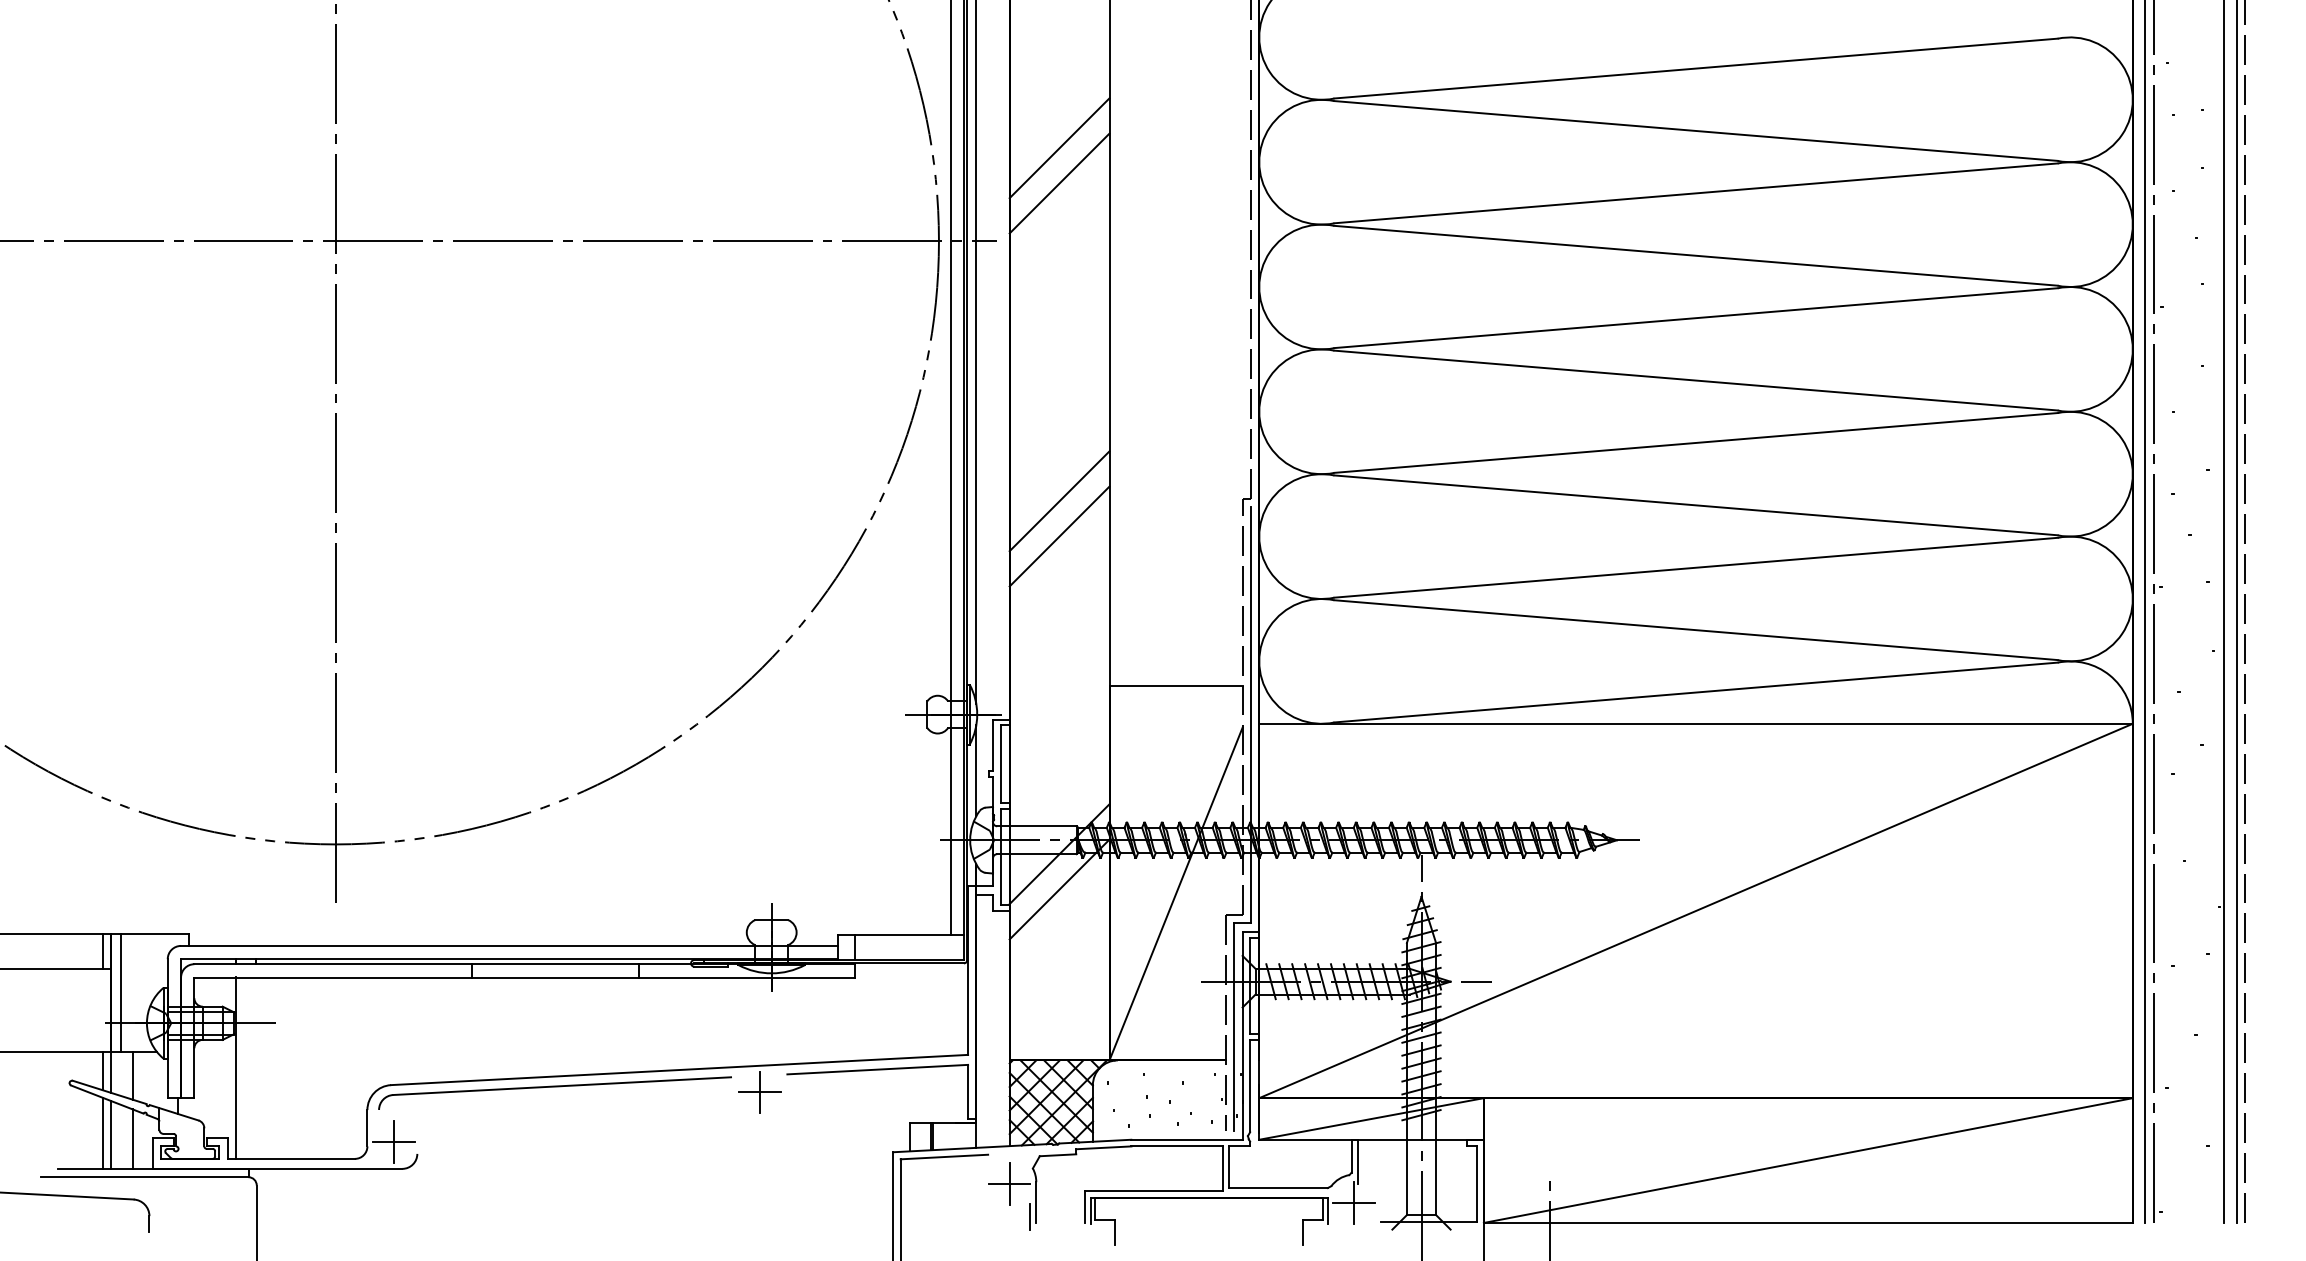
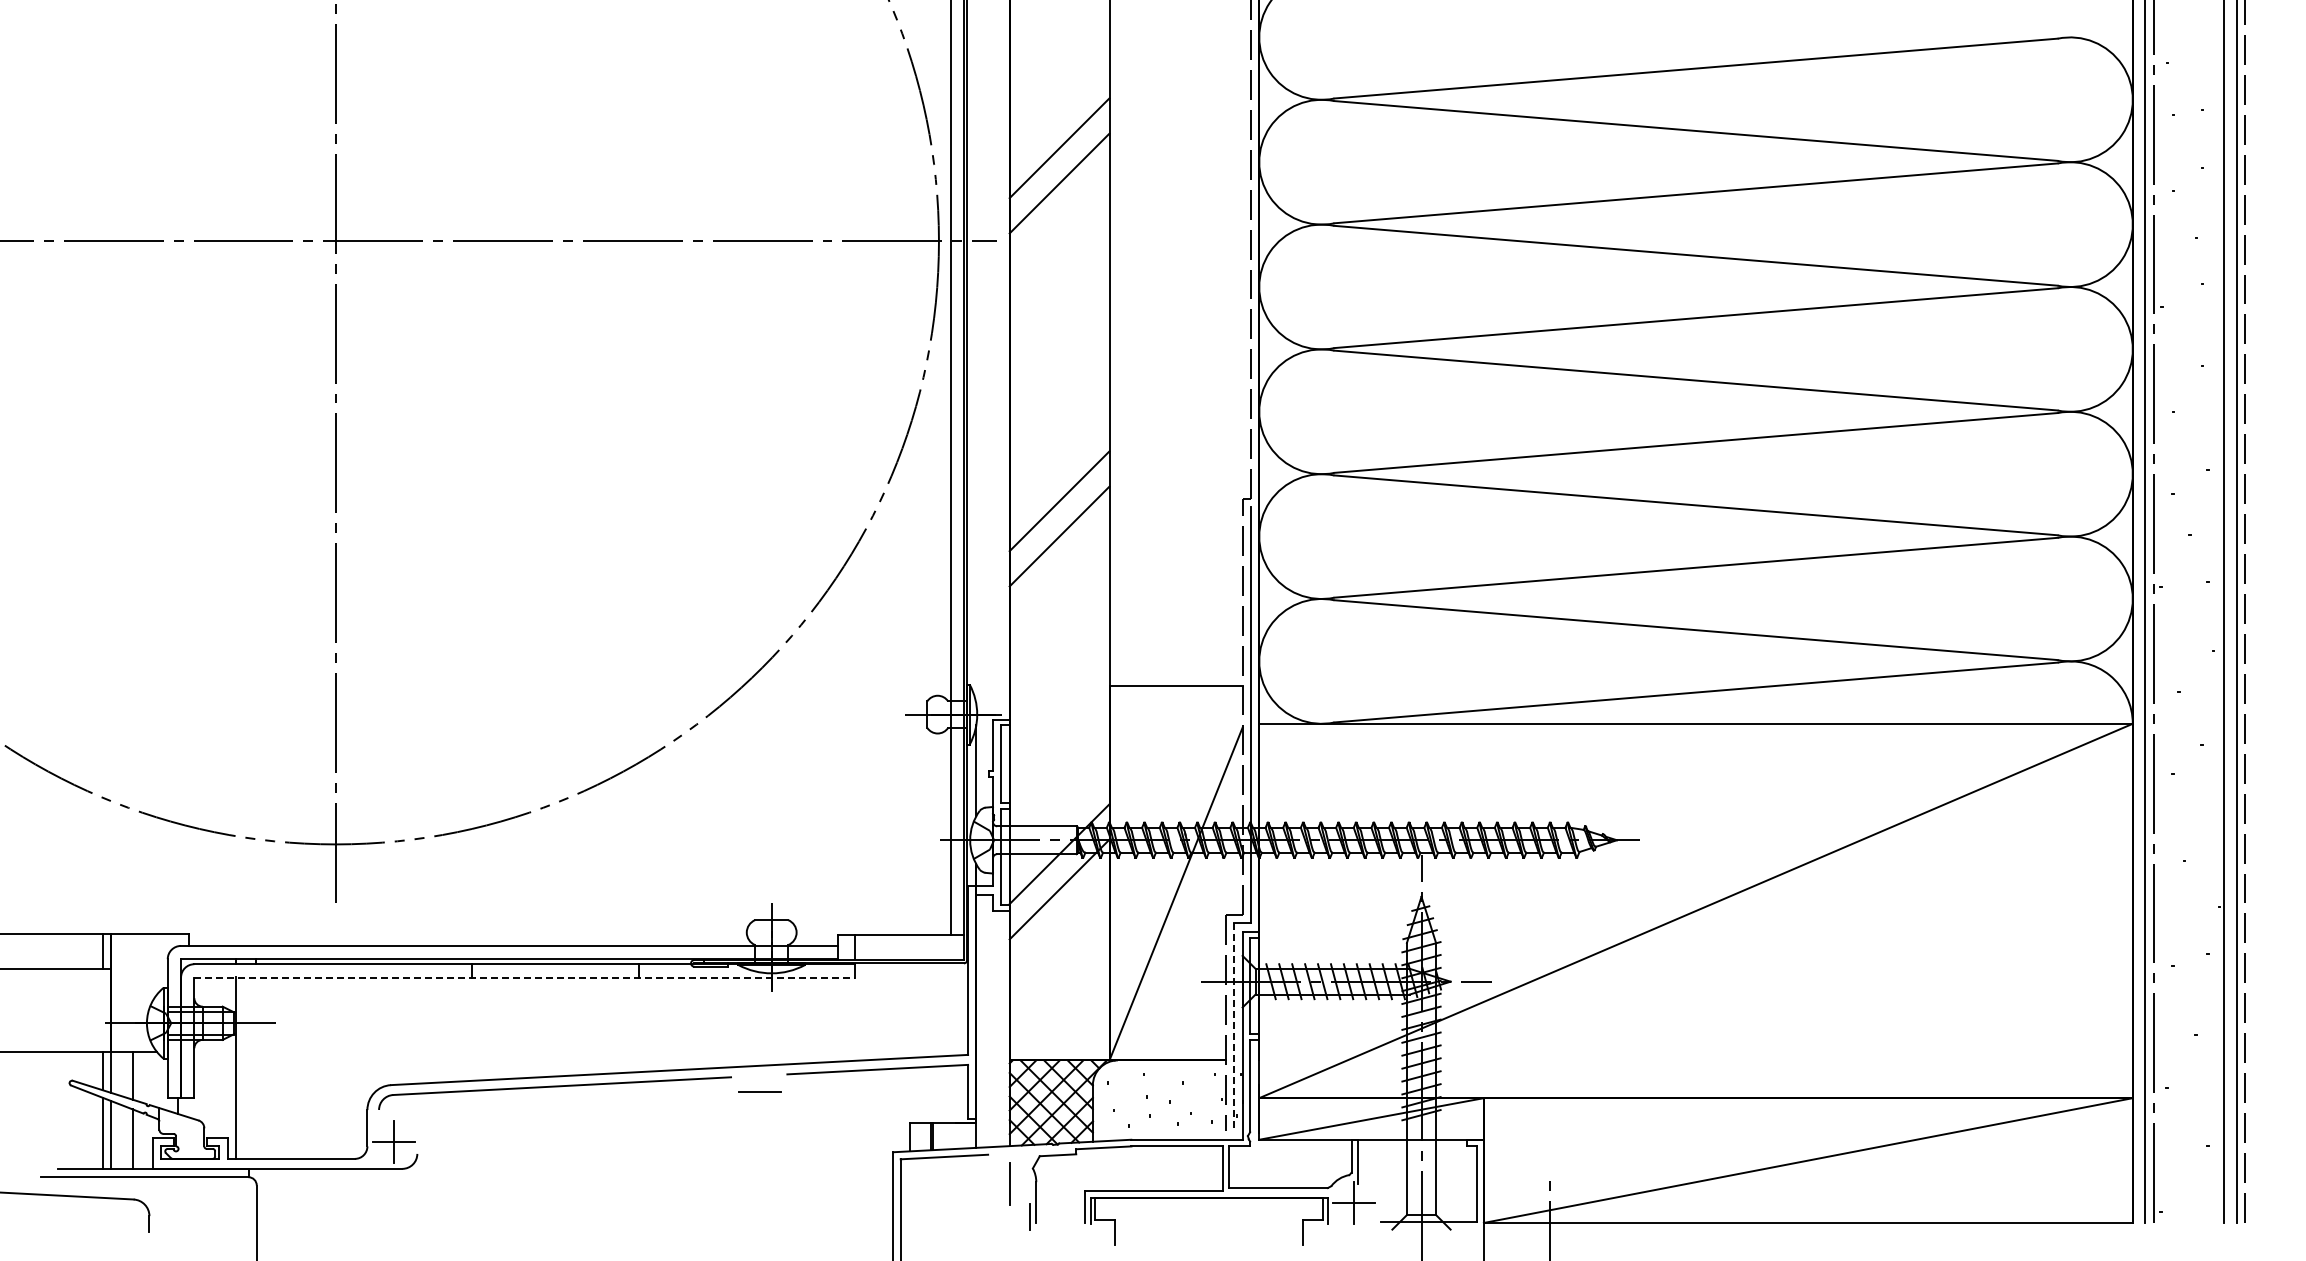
line: present -> none (976, 353)
line: solid -> dashed (525, 977)
line: present -> none (121, 993)
line: solid -> dashed (1234, 1027)
line: present -> none (760, 1092)
line: present -> none (1009, 1183)
